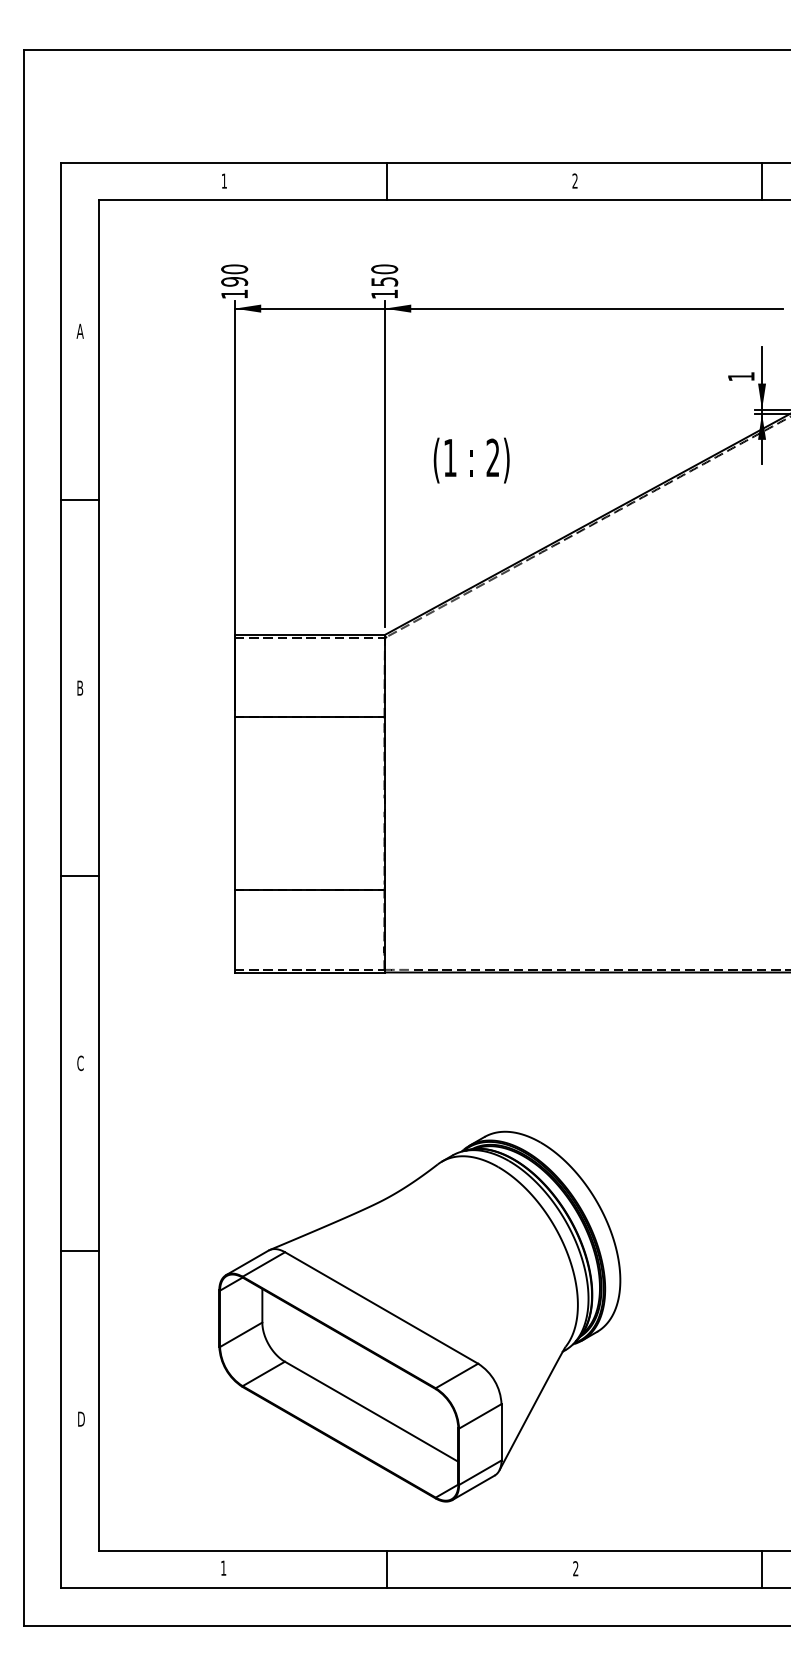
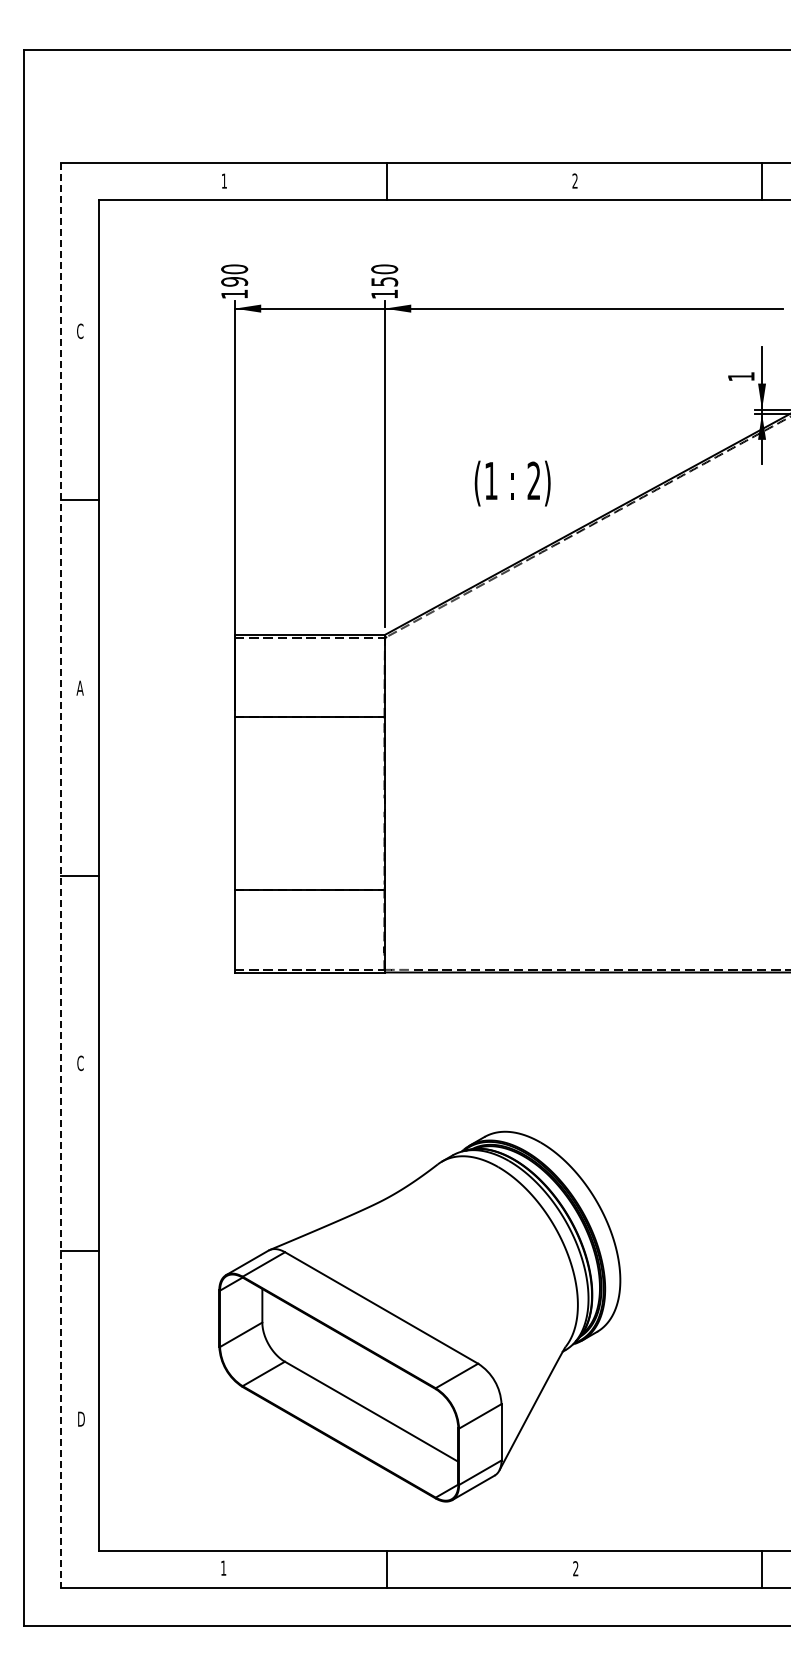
text: A -> C (79, 330)
text position: (471, 460) -> (512, 483) (512, 483)
text: B -> A (79, 687)
line: solid -> dashed (61, 875)
